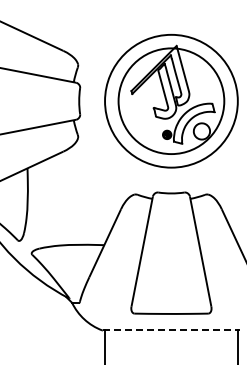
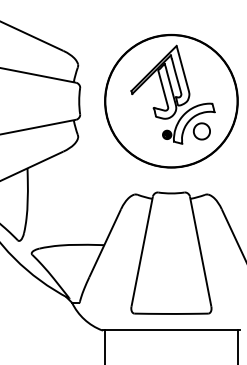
circle diameter: 106 px -> 132 px (171, 101)
line: dashed -> solid (171, 330)
